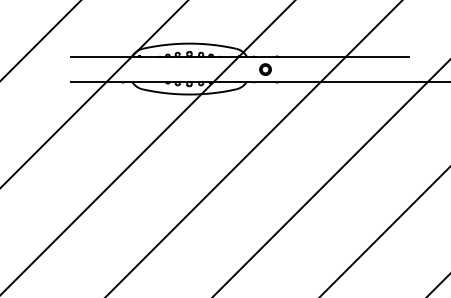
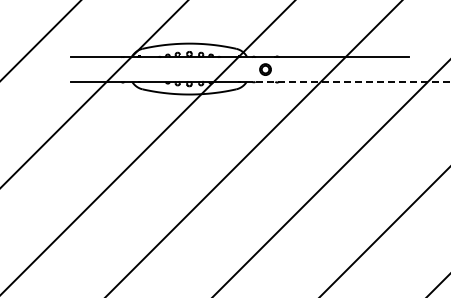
line: solid -> dashed (353, 81)
